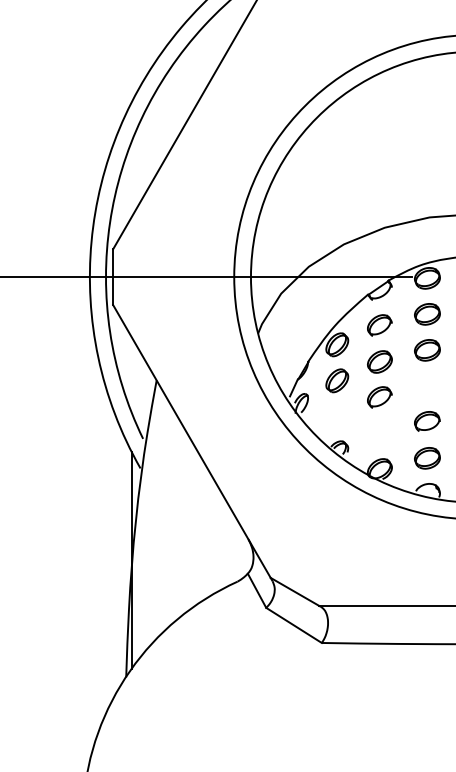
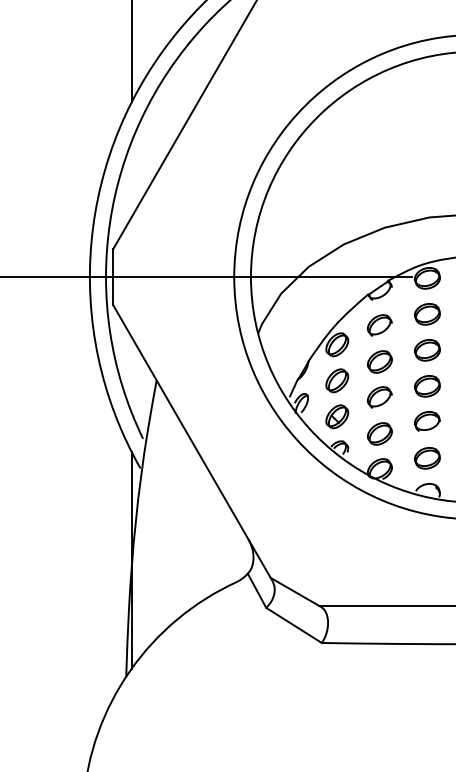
line: none -> present (131, 52)
part: none -> present (427, 386)
part: none -> present (337, 416)
part: none -> present (379, 433)
